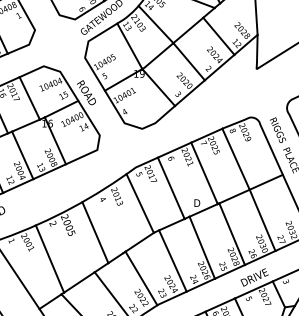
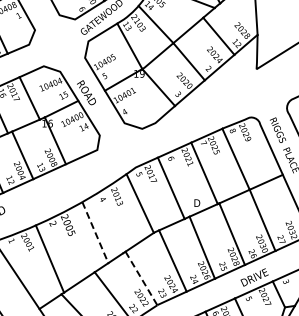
line: solid -> dashed (95, 233)
line: solid -> dashed (141, 278)
